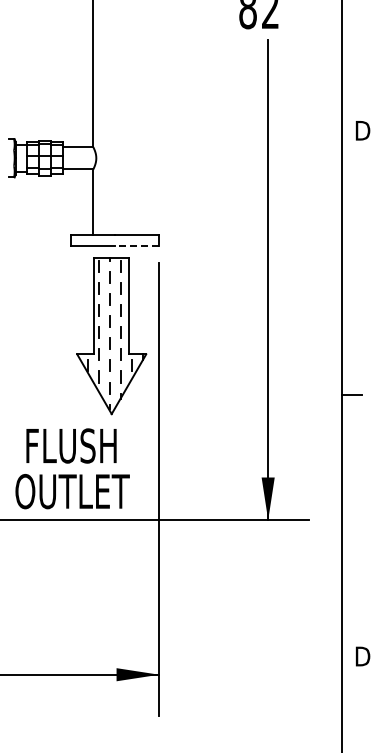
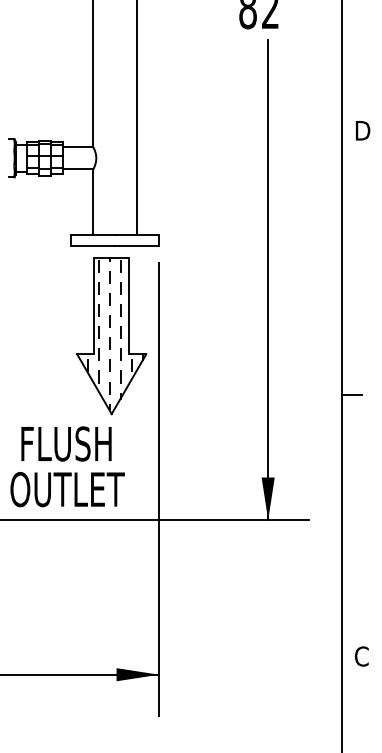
line: none -> present (137, 118)
line: dashed -> solid (137, 246)
text position: (72, 468) -> (67, 466) (67, 466)
text: D -> C (362, 656)
